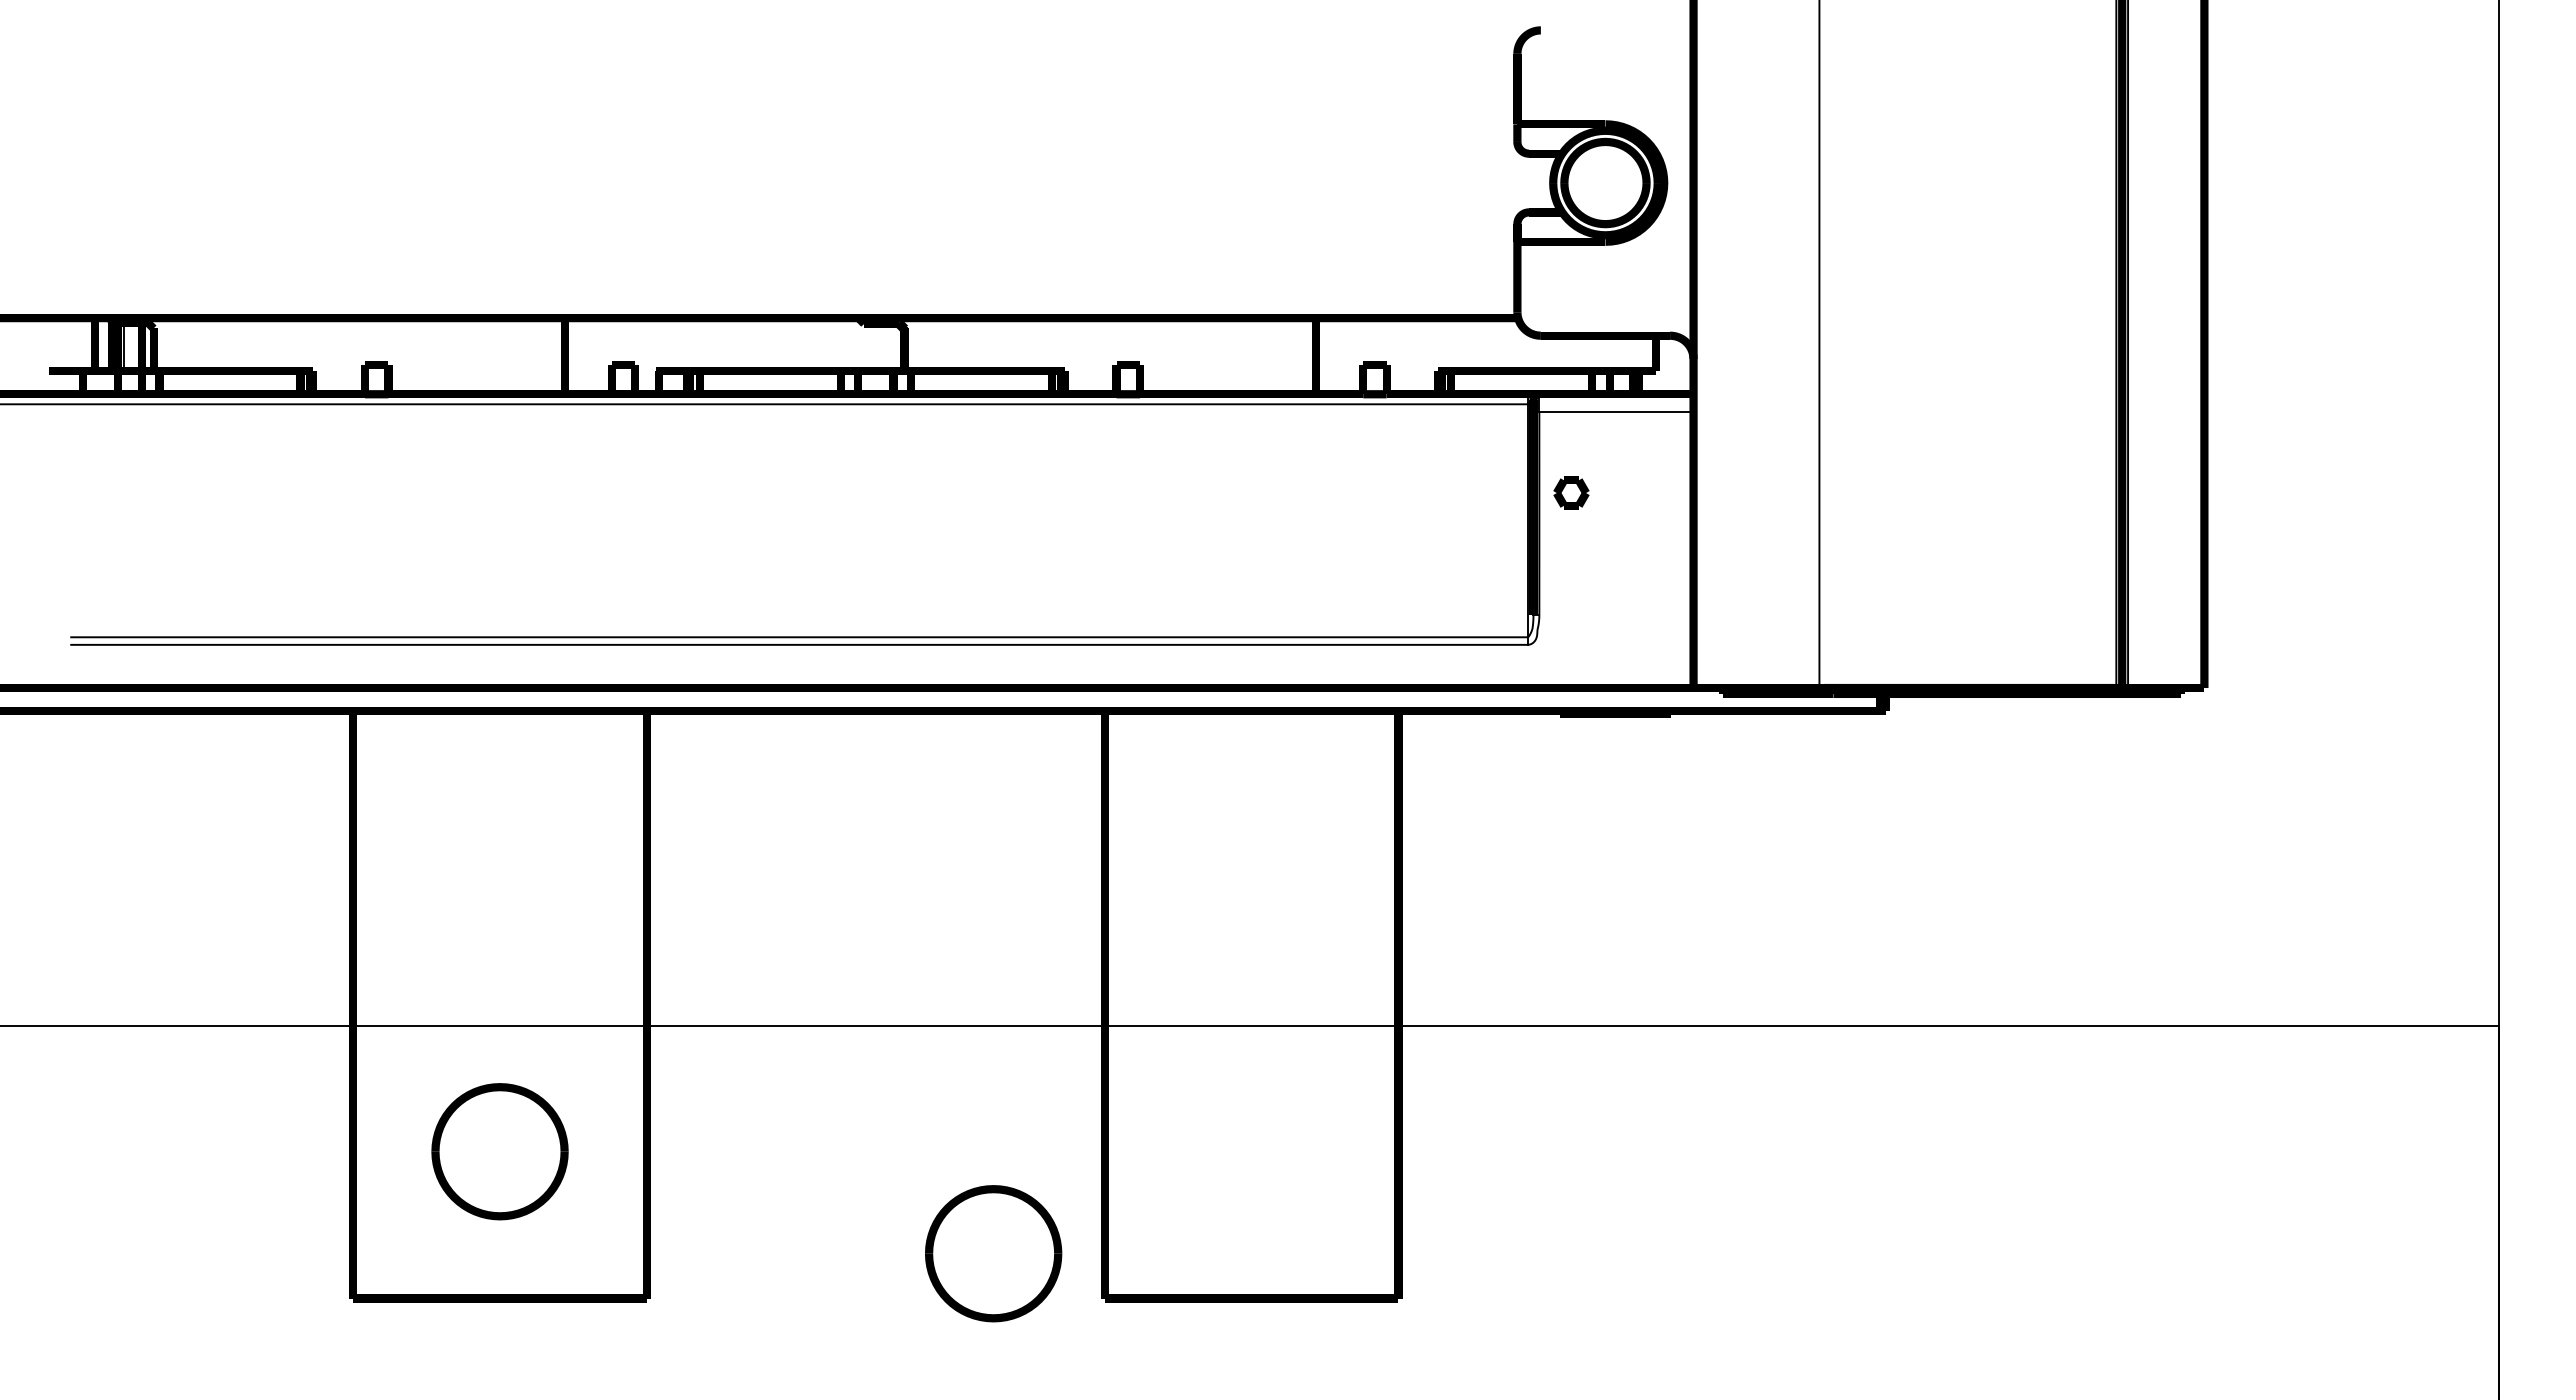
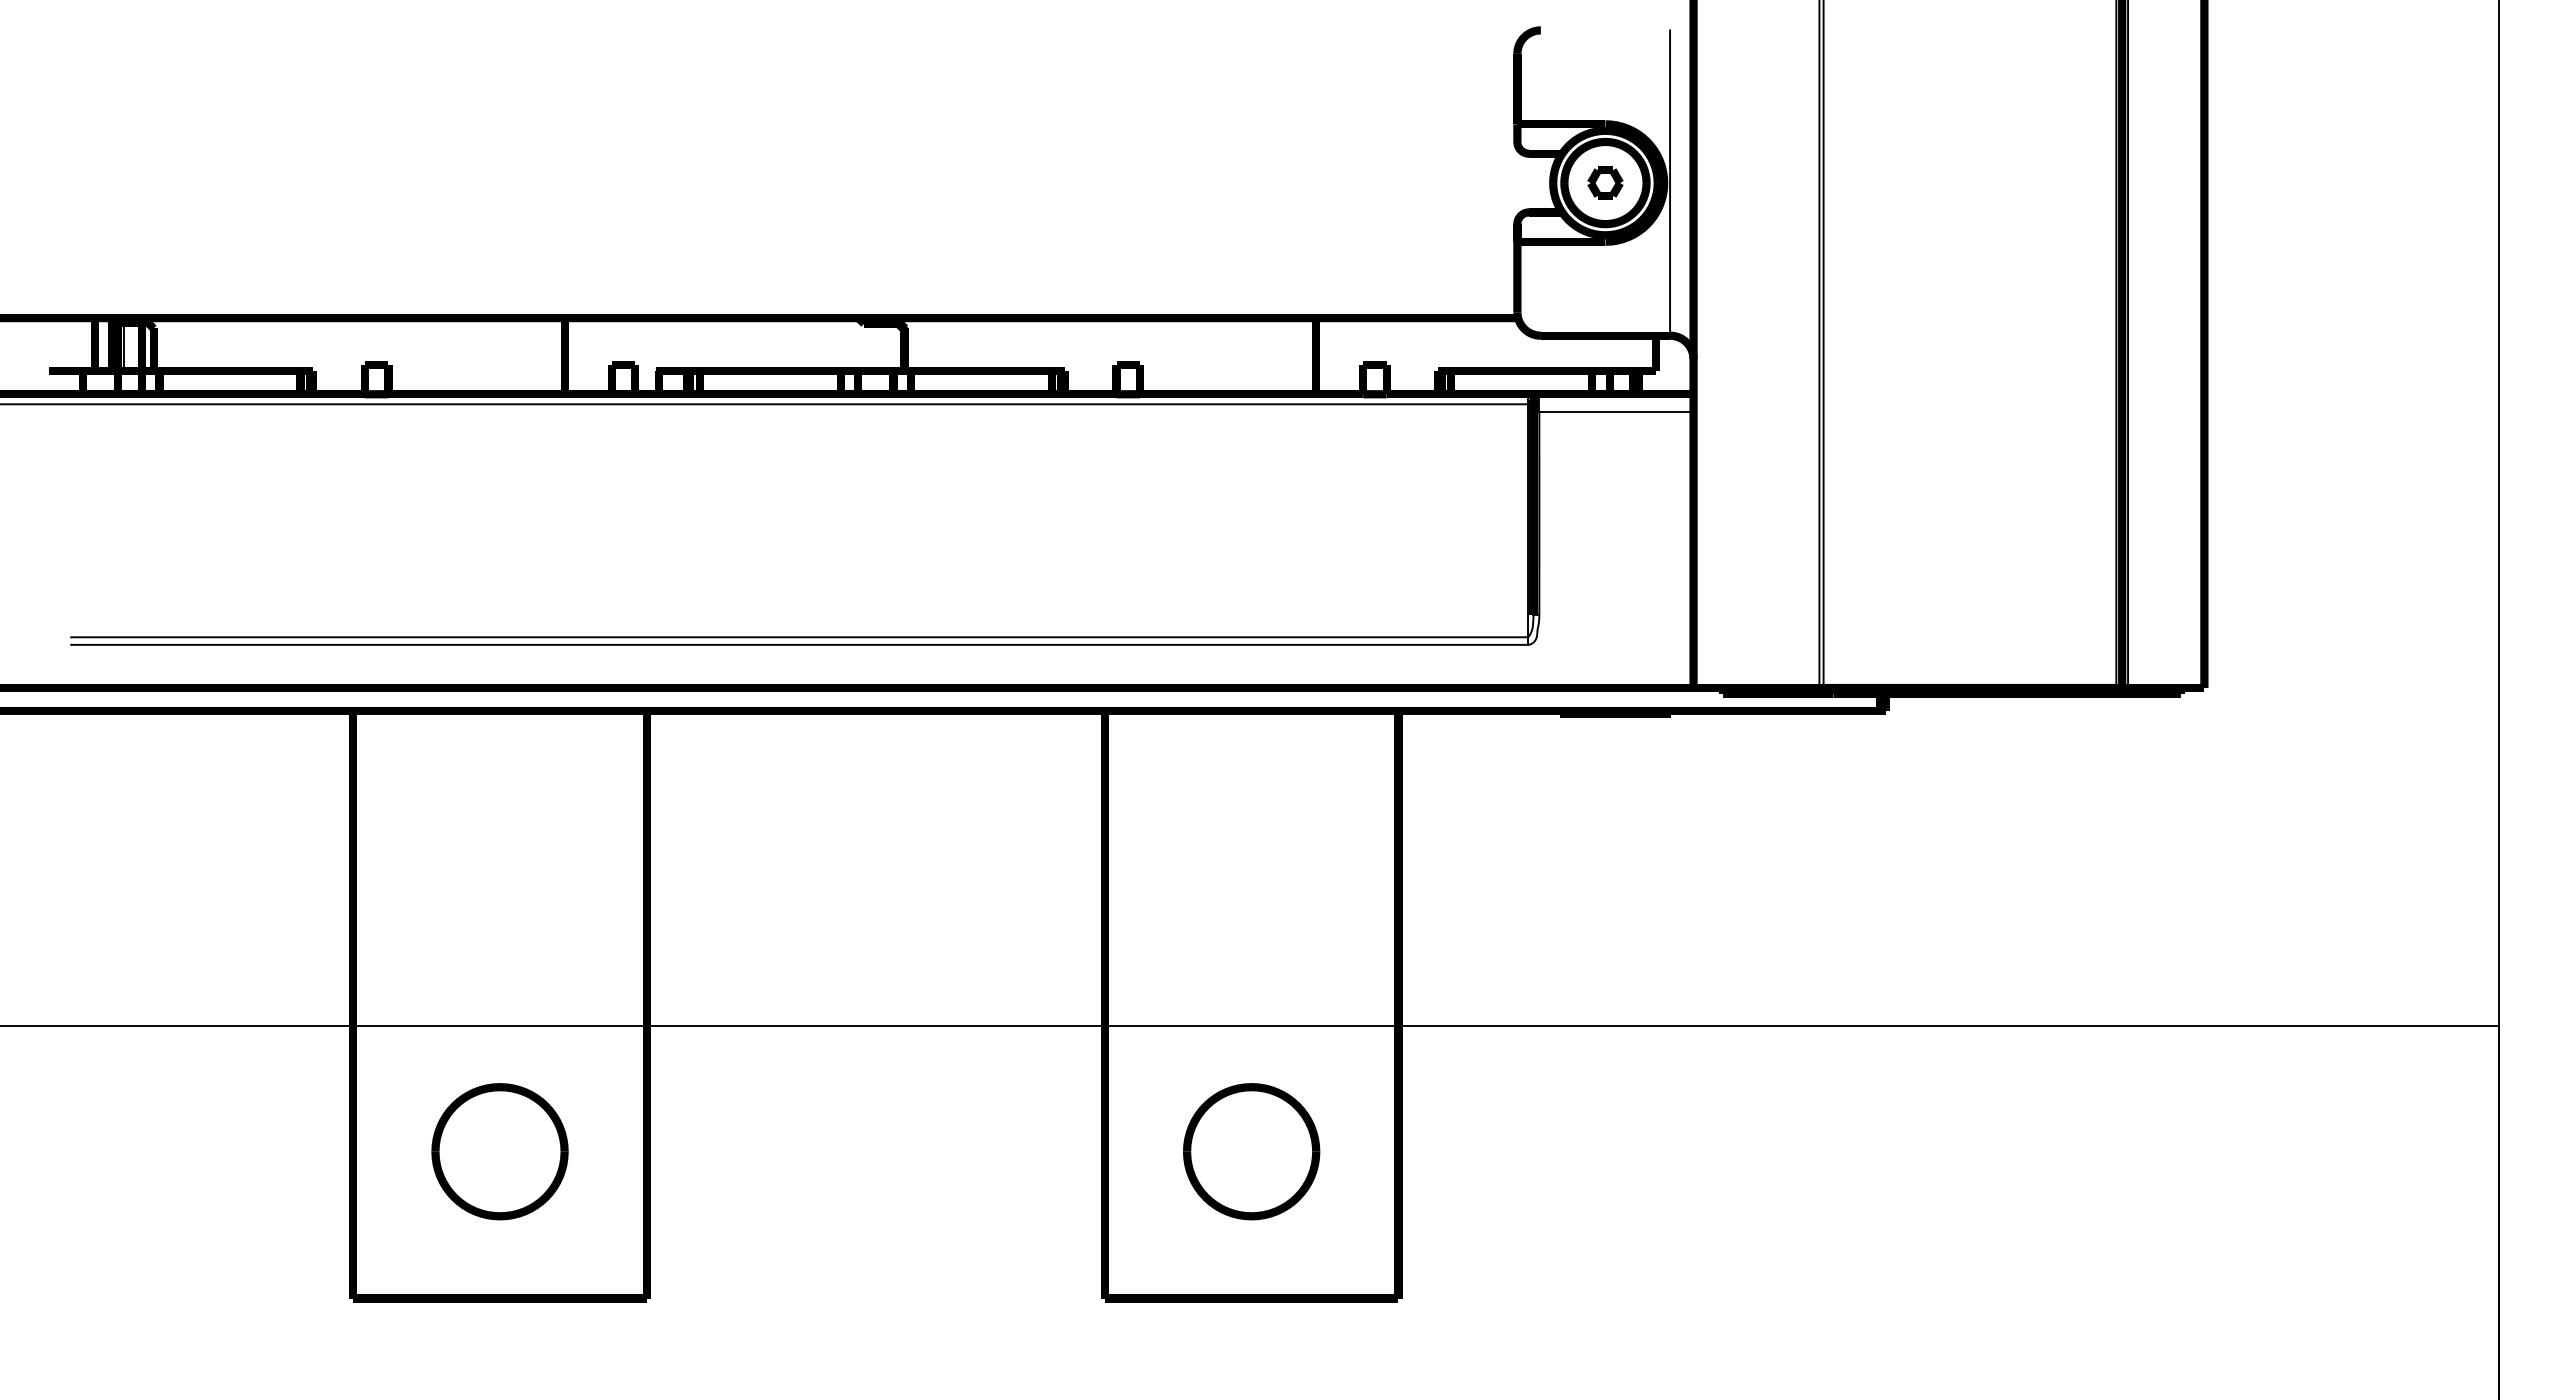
line: none -> present (1670, 182)
line: none -> present (1823, 345)
part position: (1571, 492) -> (1605, 182) (1605, 182)
part position: (993, 1253) -> (1251, 1151) (1251, 1151)
